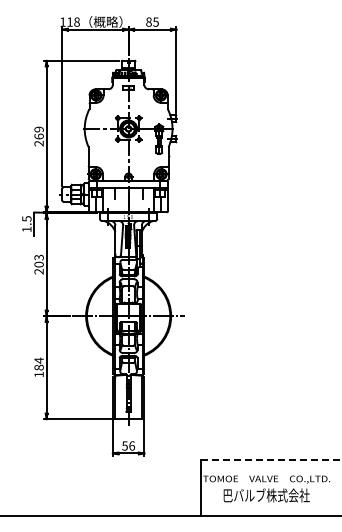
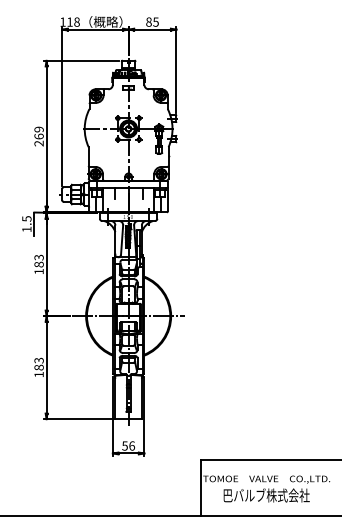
text: 203 -> 183 (38, 267)
text: 184 -> 183 (38, 360)
line: dashed -> solid (272, 459)
